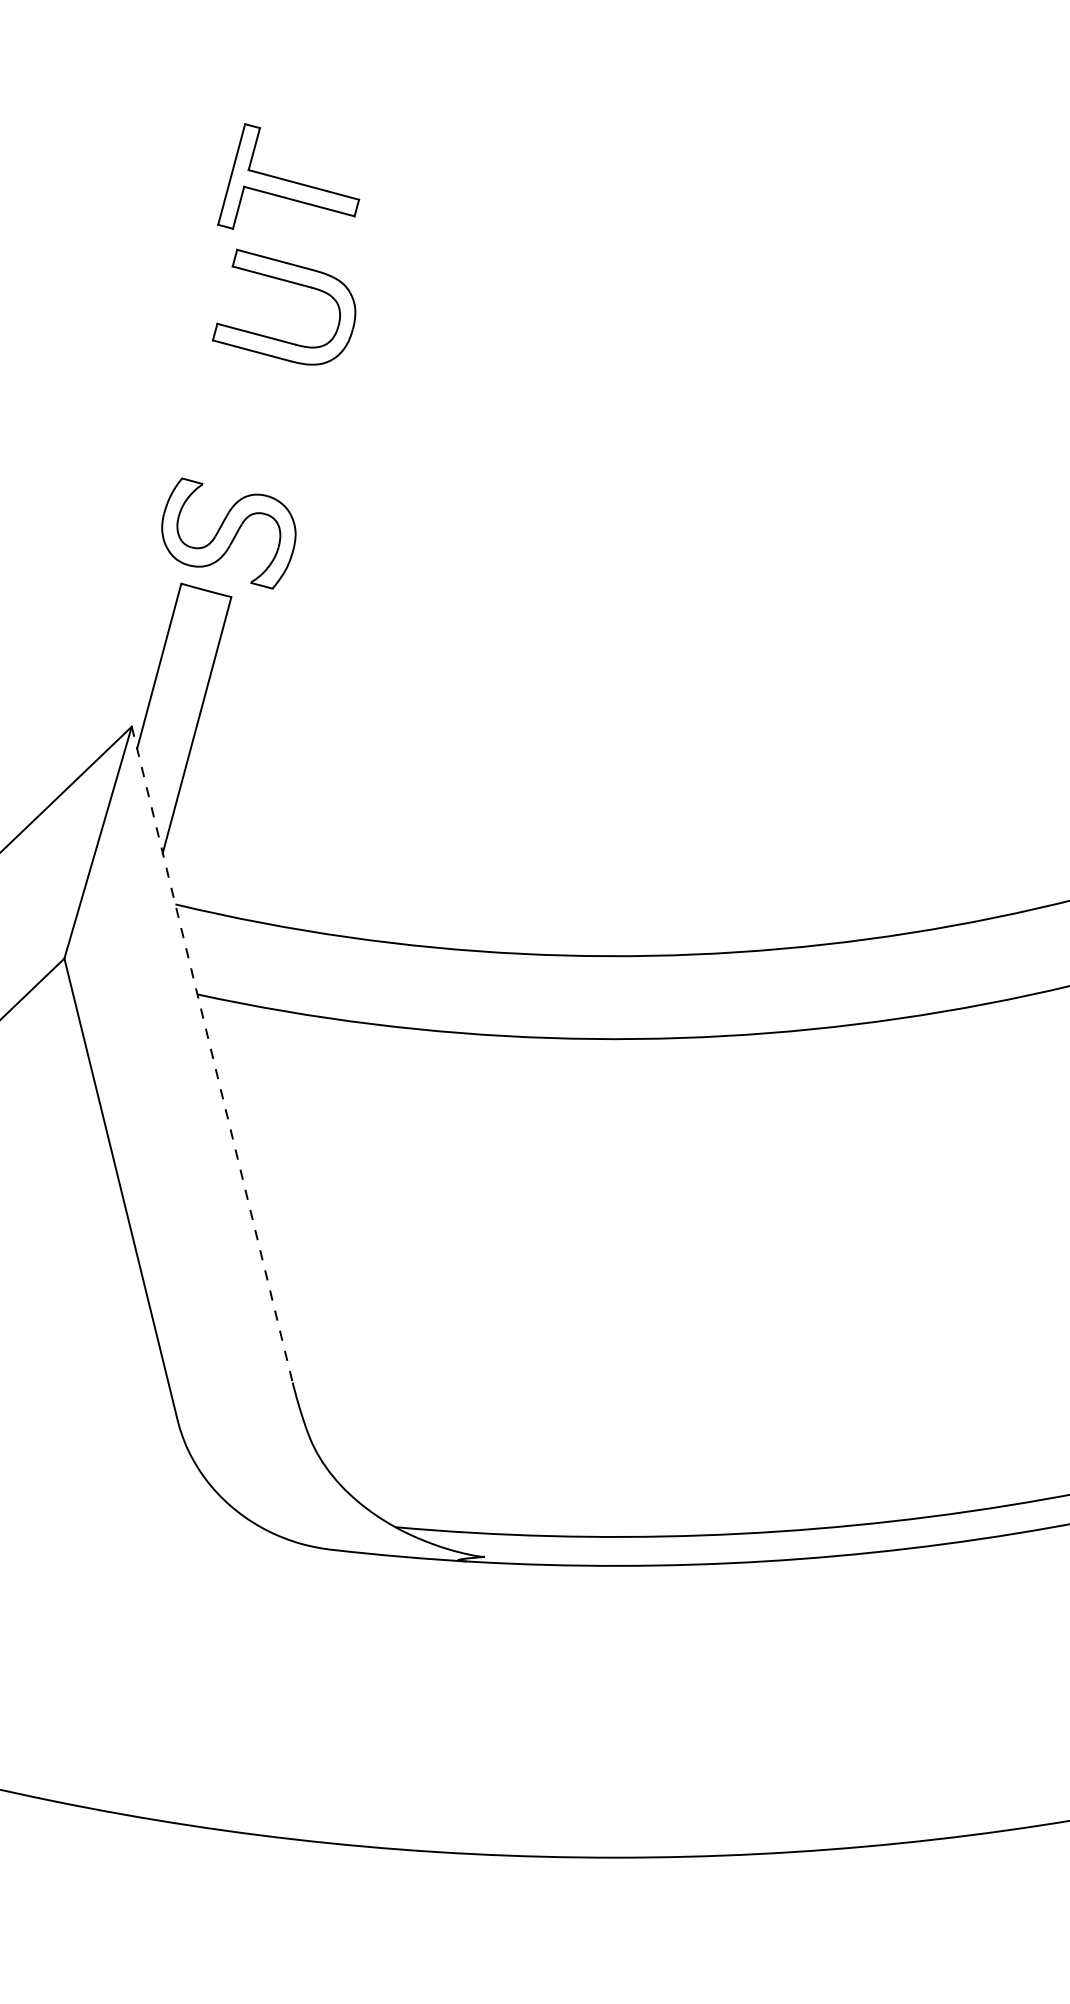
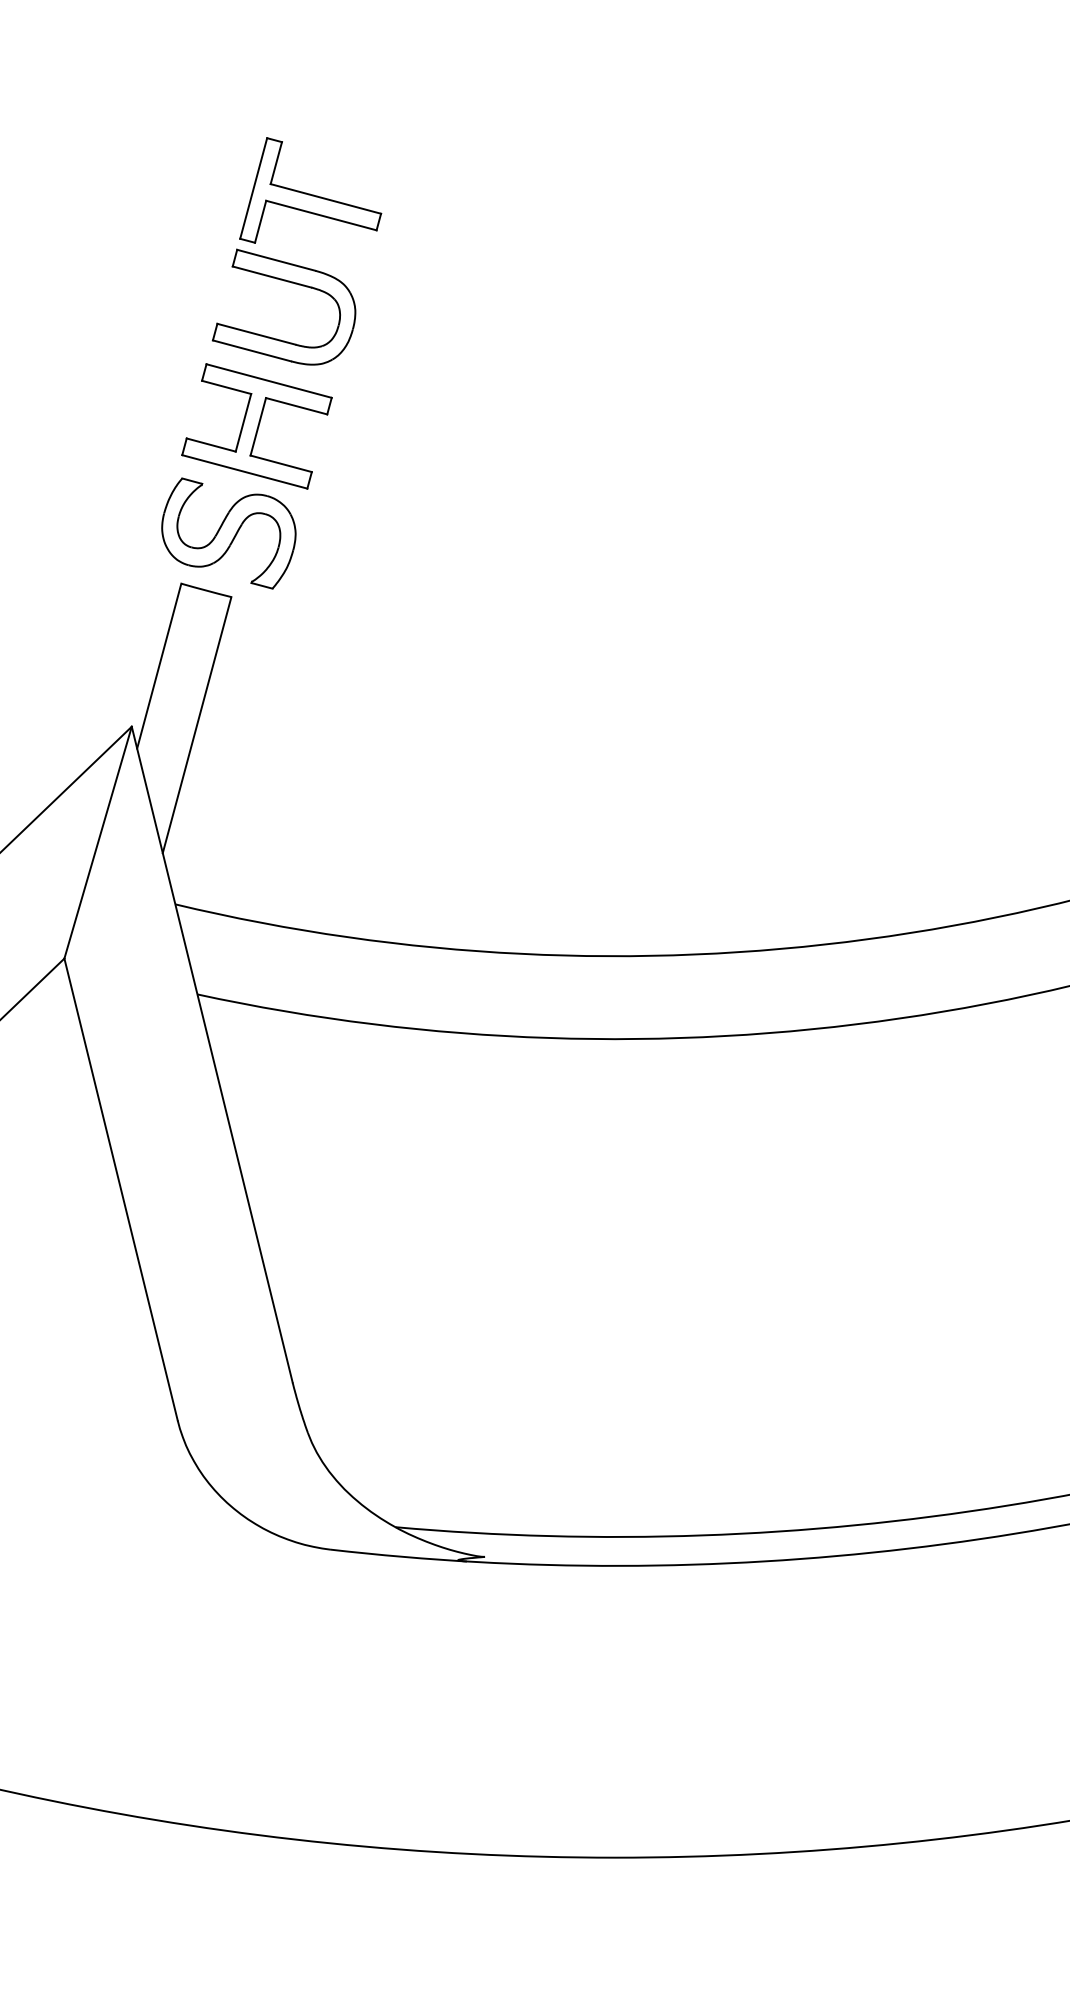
part position: (288, 176) -> (310, 190) (310, 190)
part: none -> present (256, 426)
line: dashed -> solid (212, 1054)
